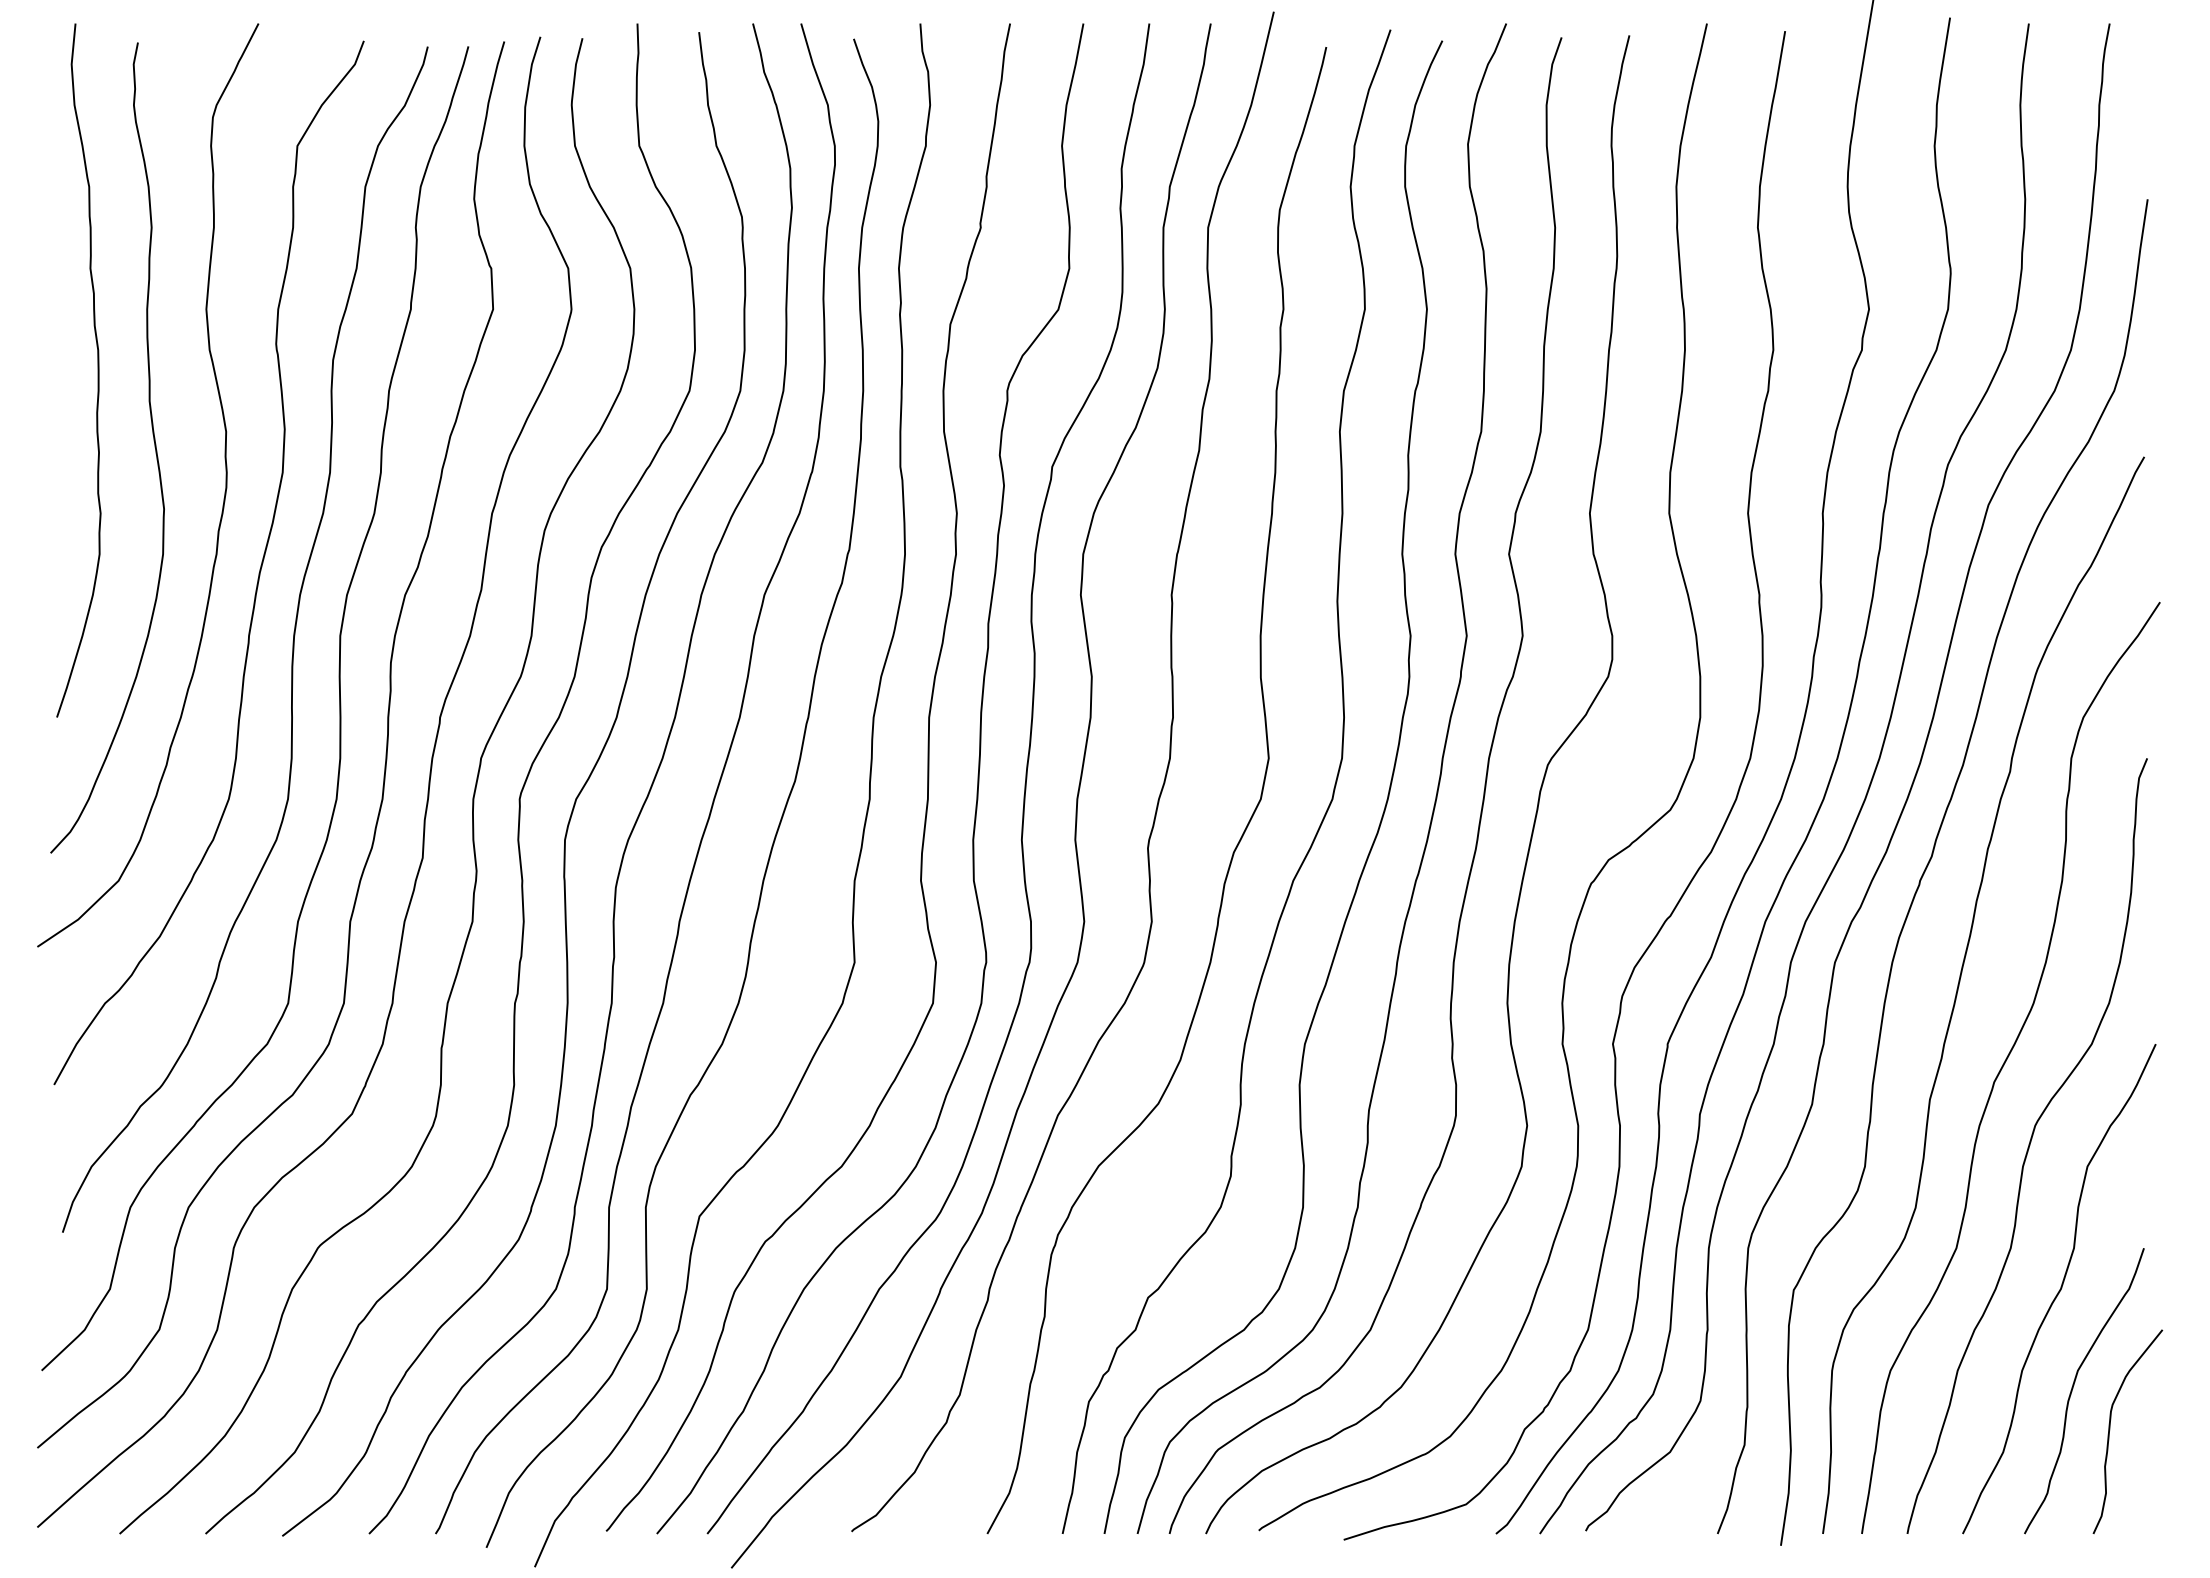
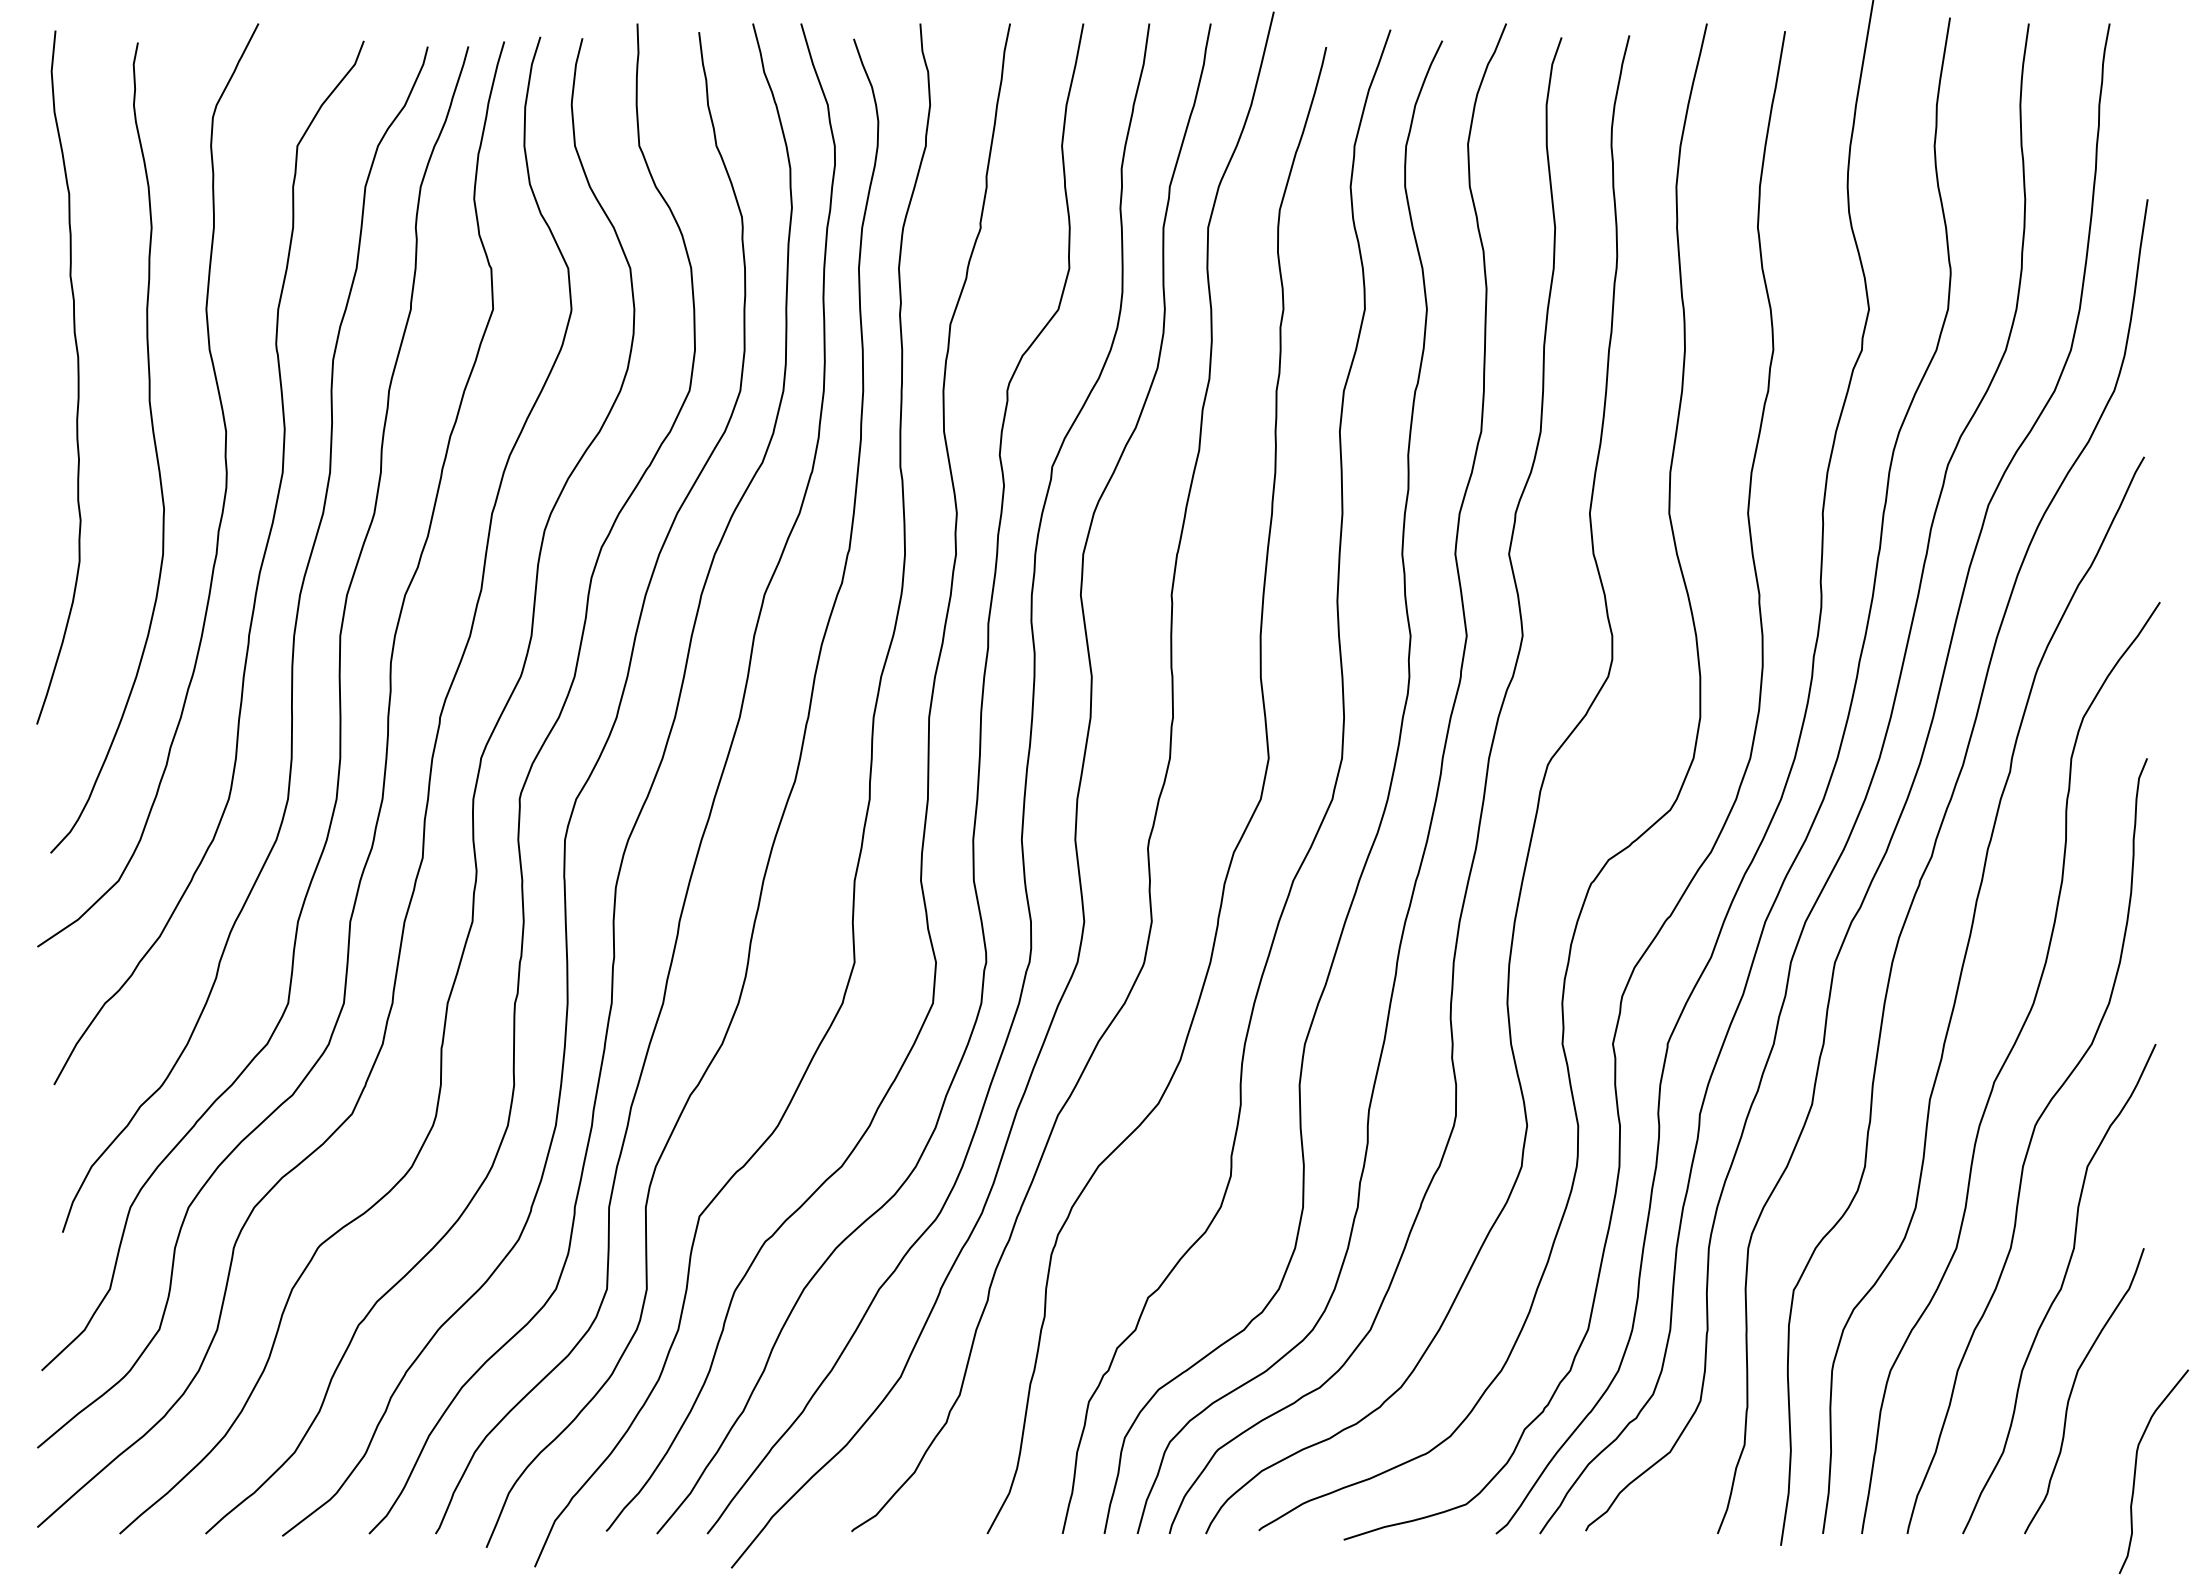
curve position: (97, 370) -> (77, 377) (77, 377)
curve position: (2110, 1430) -> (2136, 1470) (2136, 1470)
